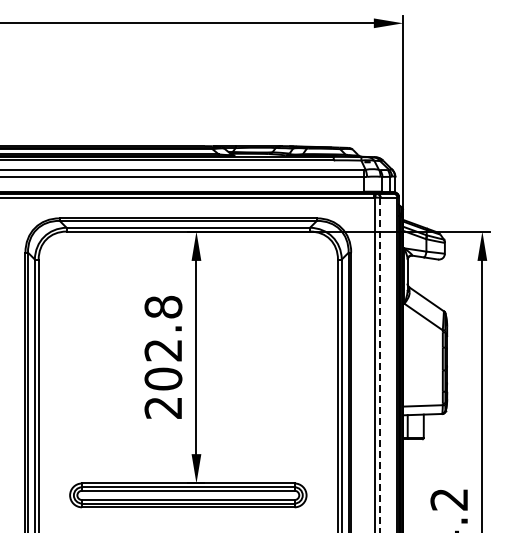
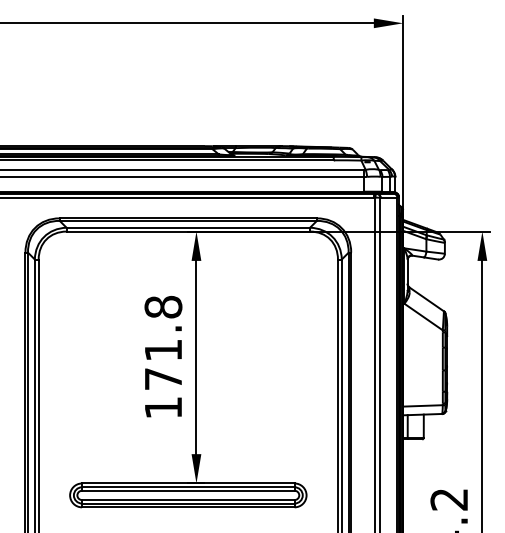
line: dashed -> solid (380, 365)
text: 202.8 -> 171.8 (163, 379)
